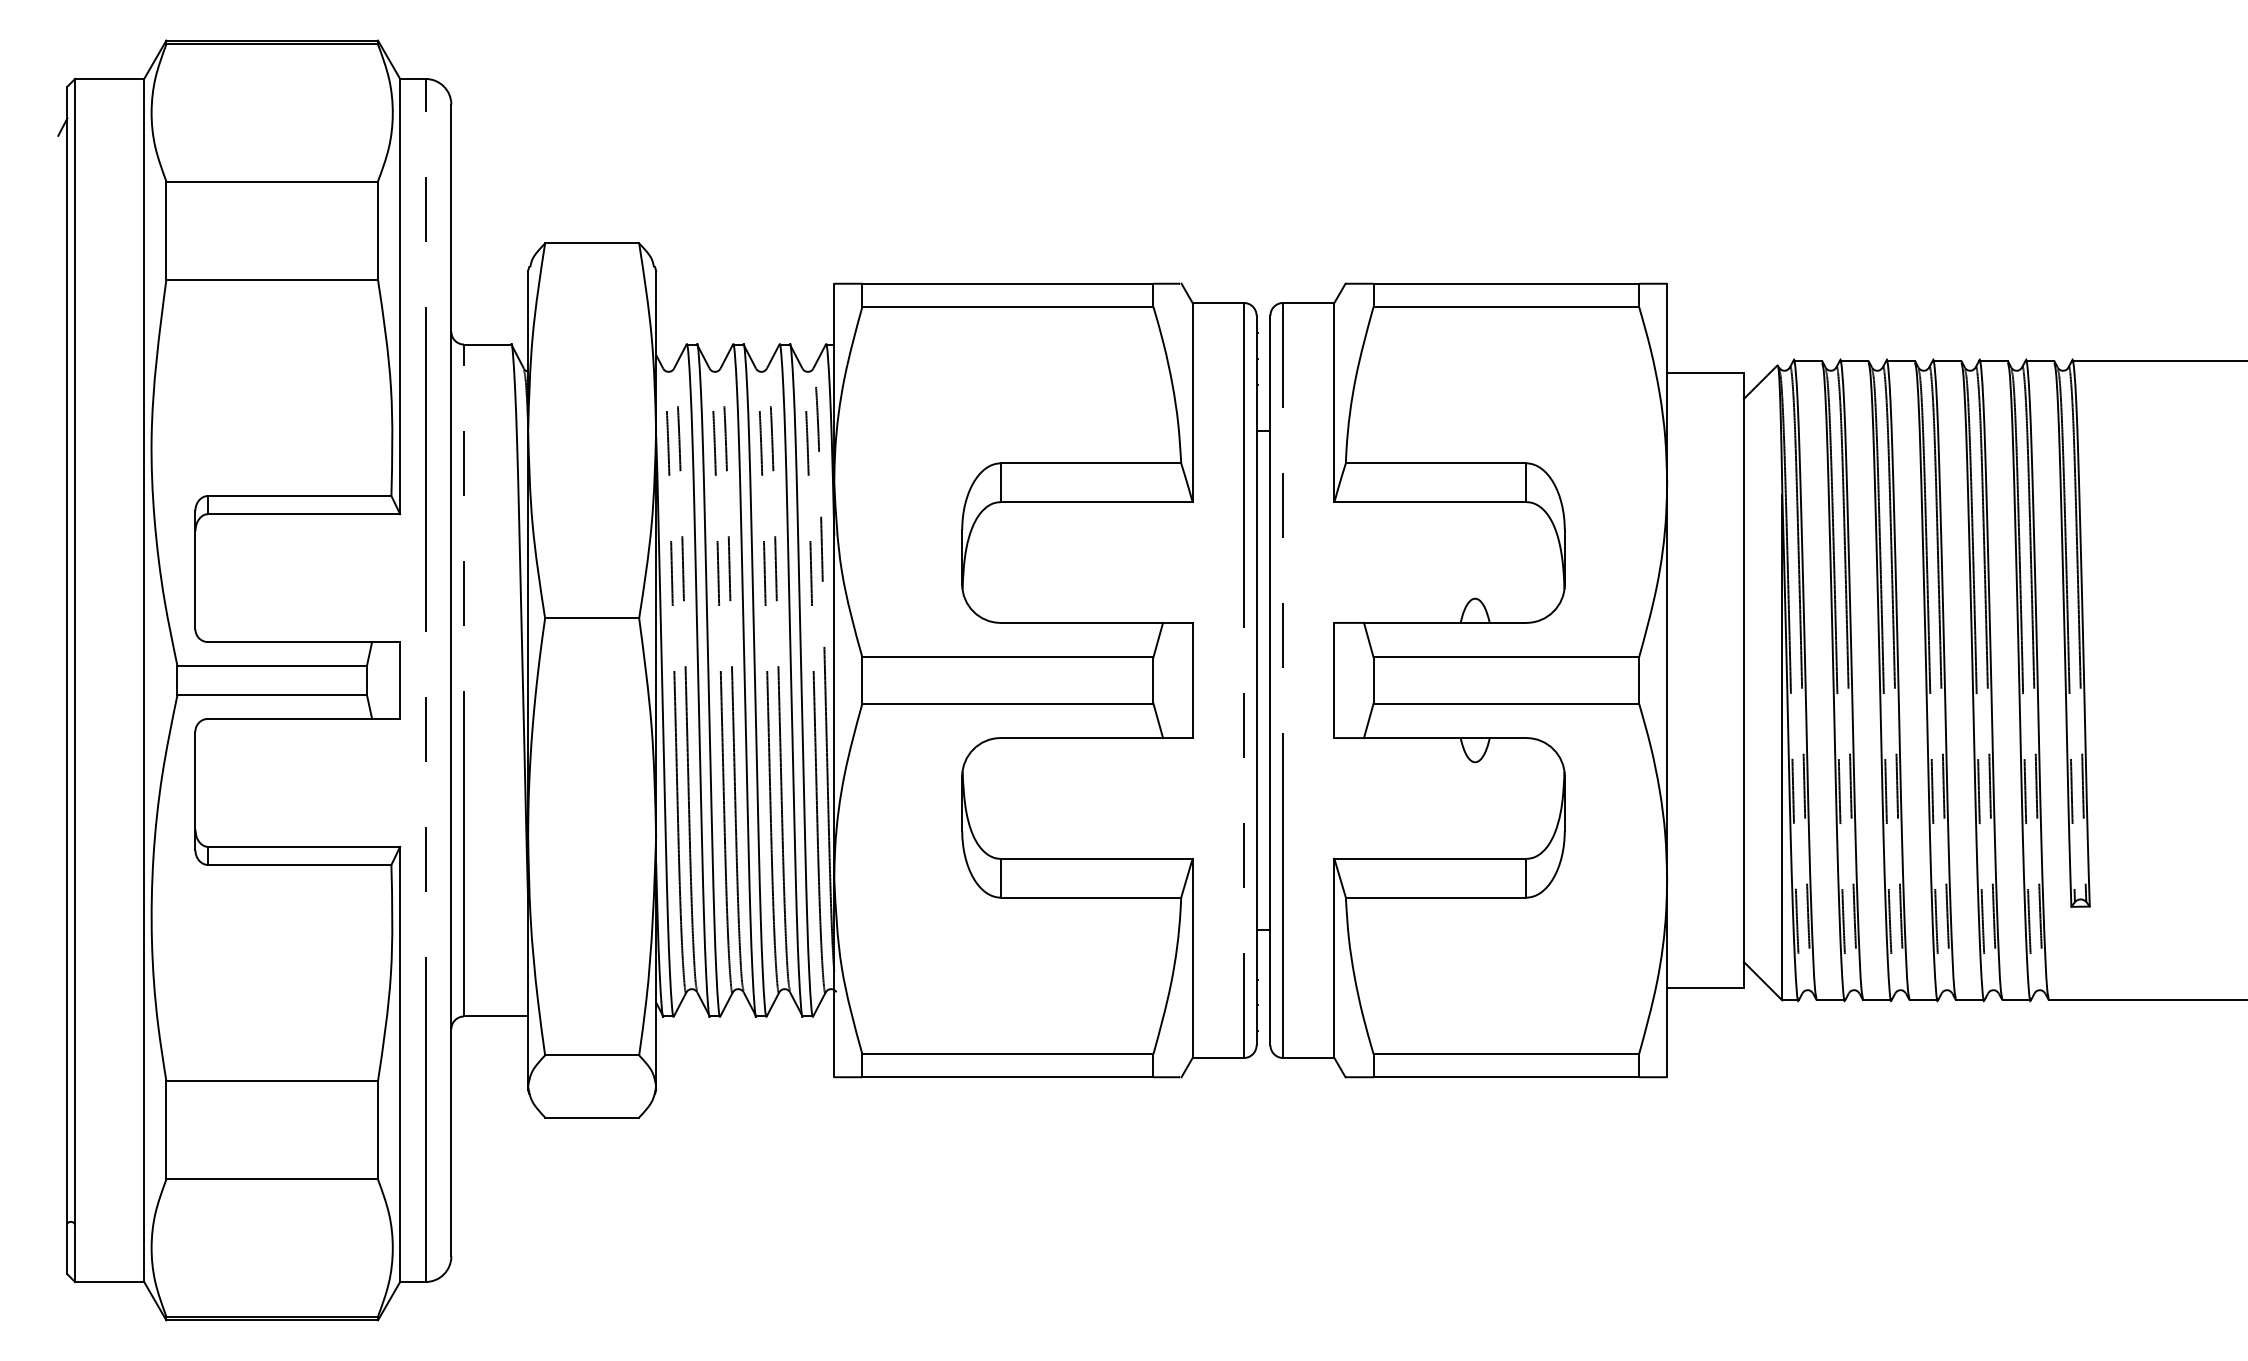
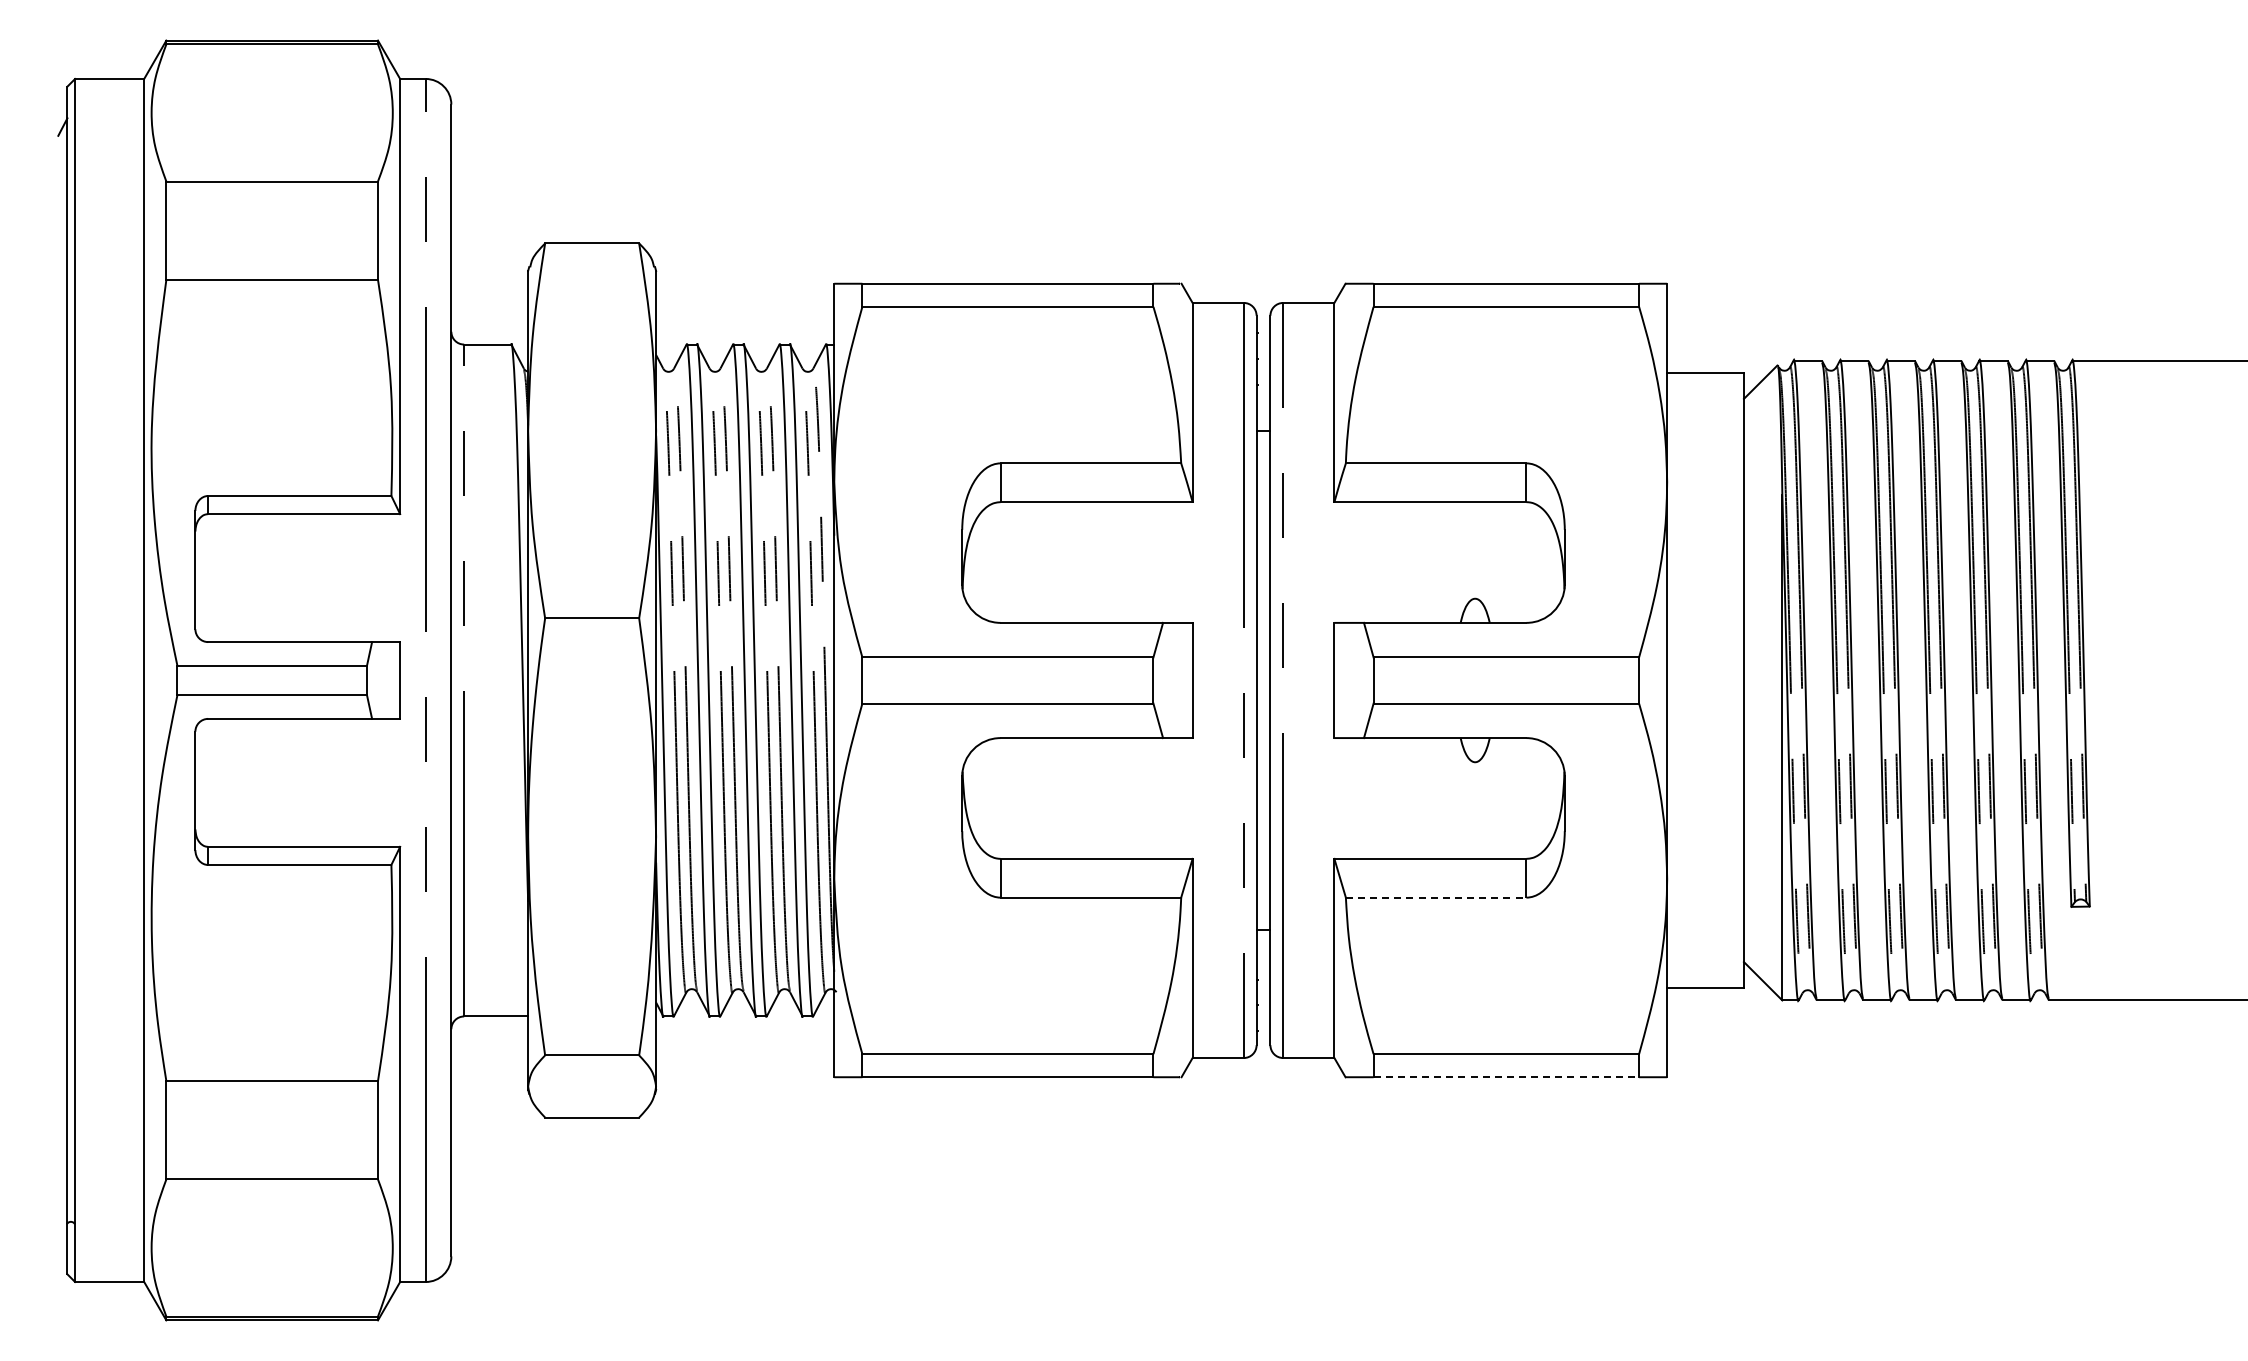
line: solid -> dashed (1436, 897)
line: solid -> dashed (1506, 1077)
